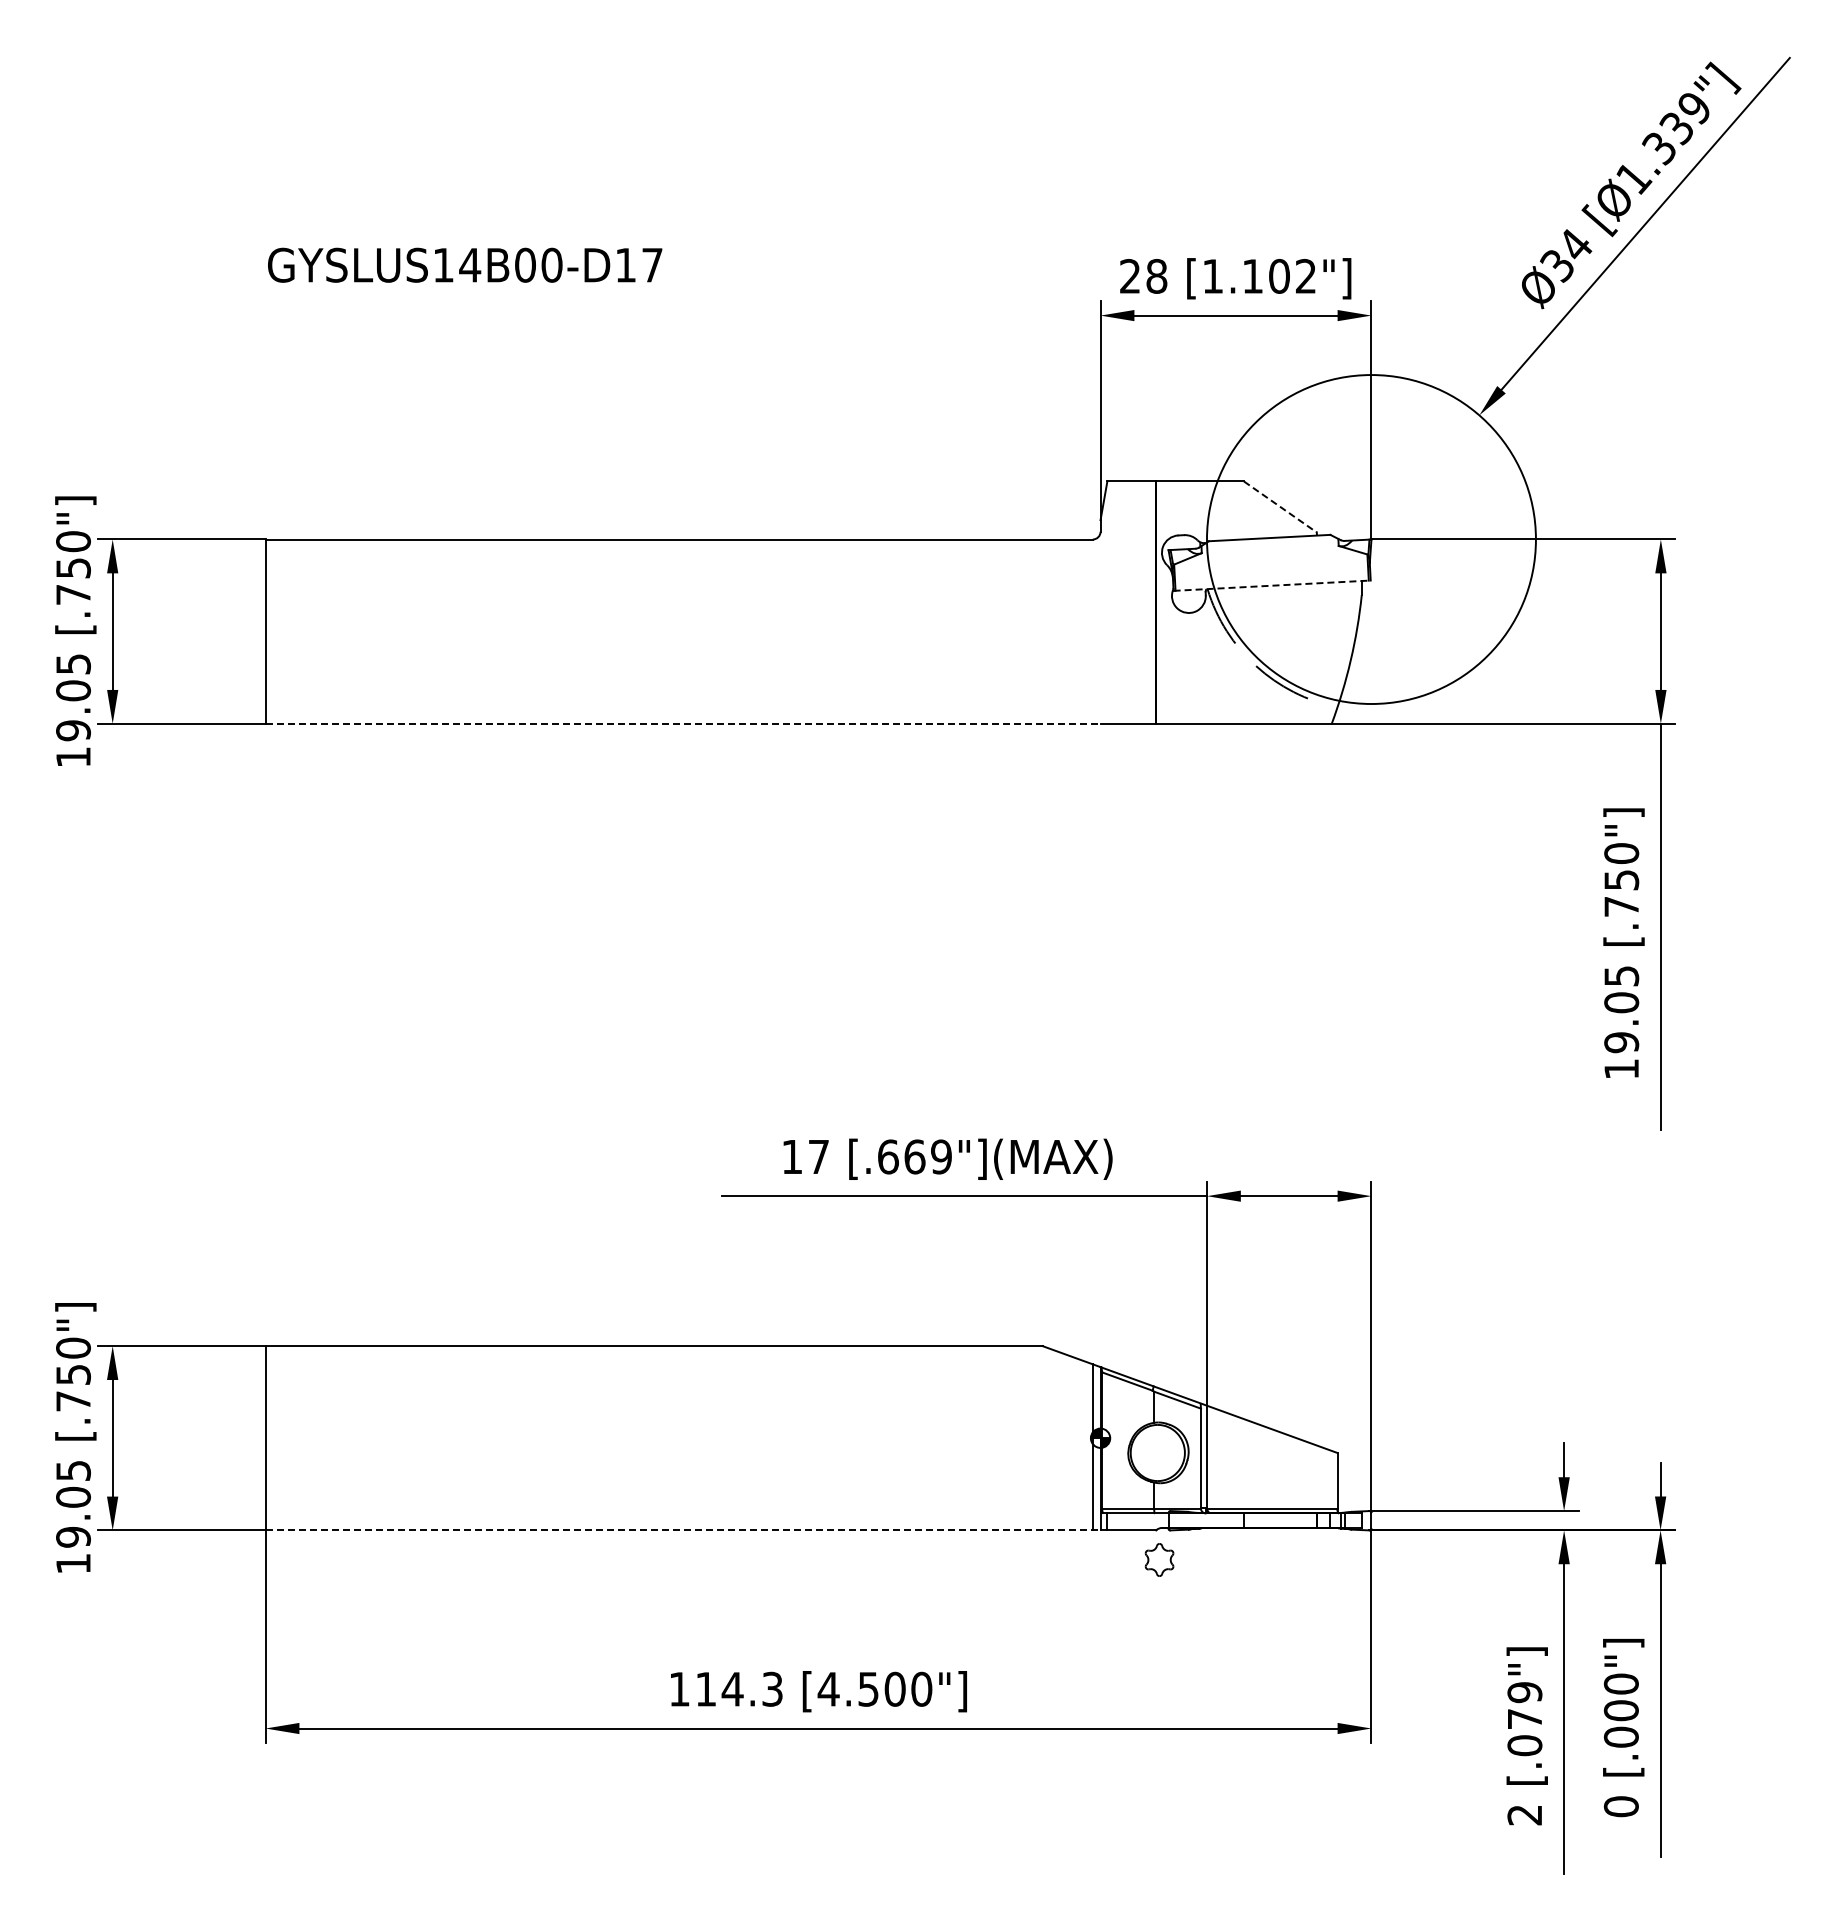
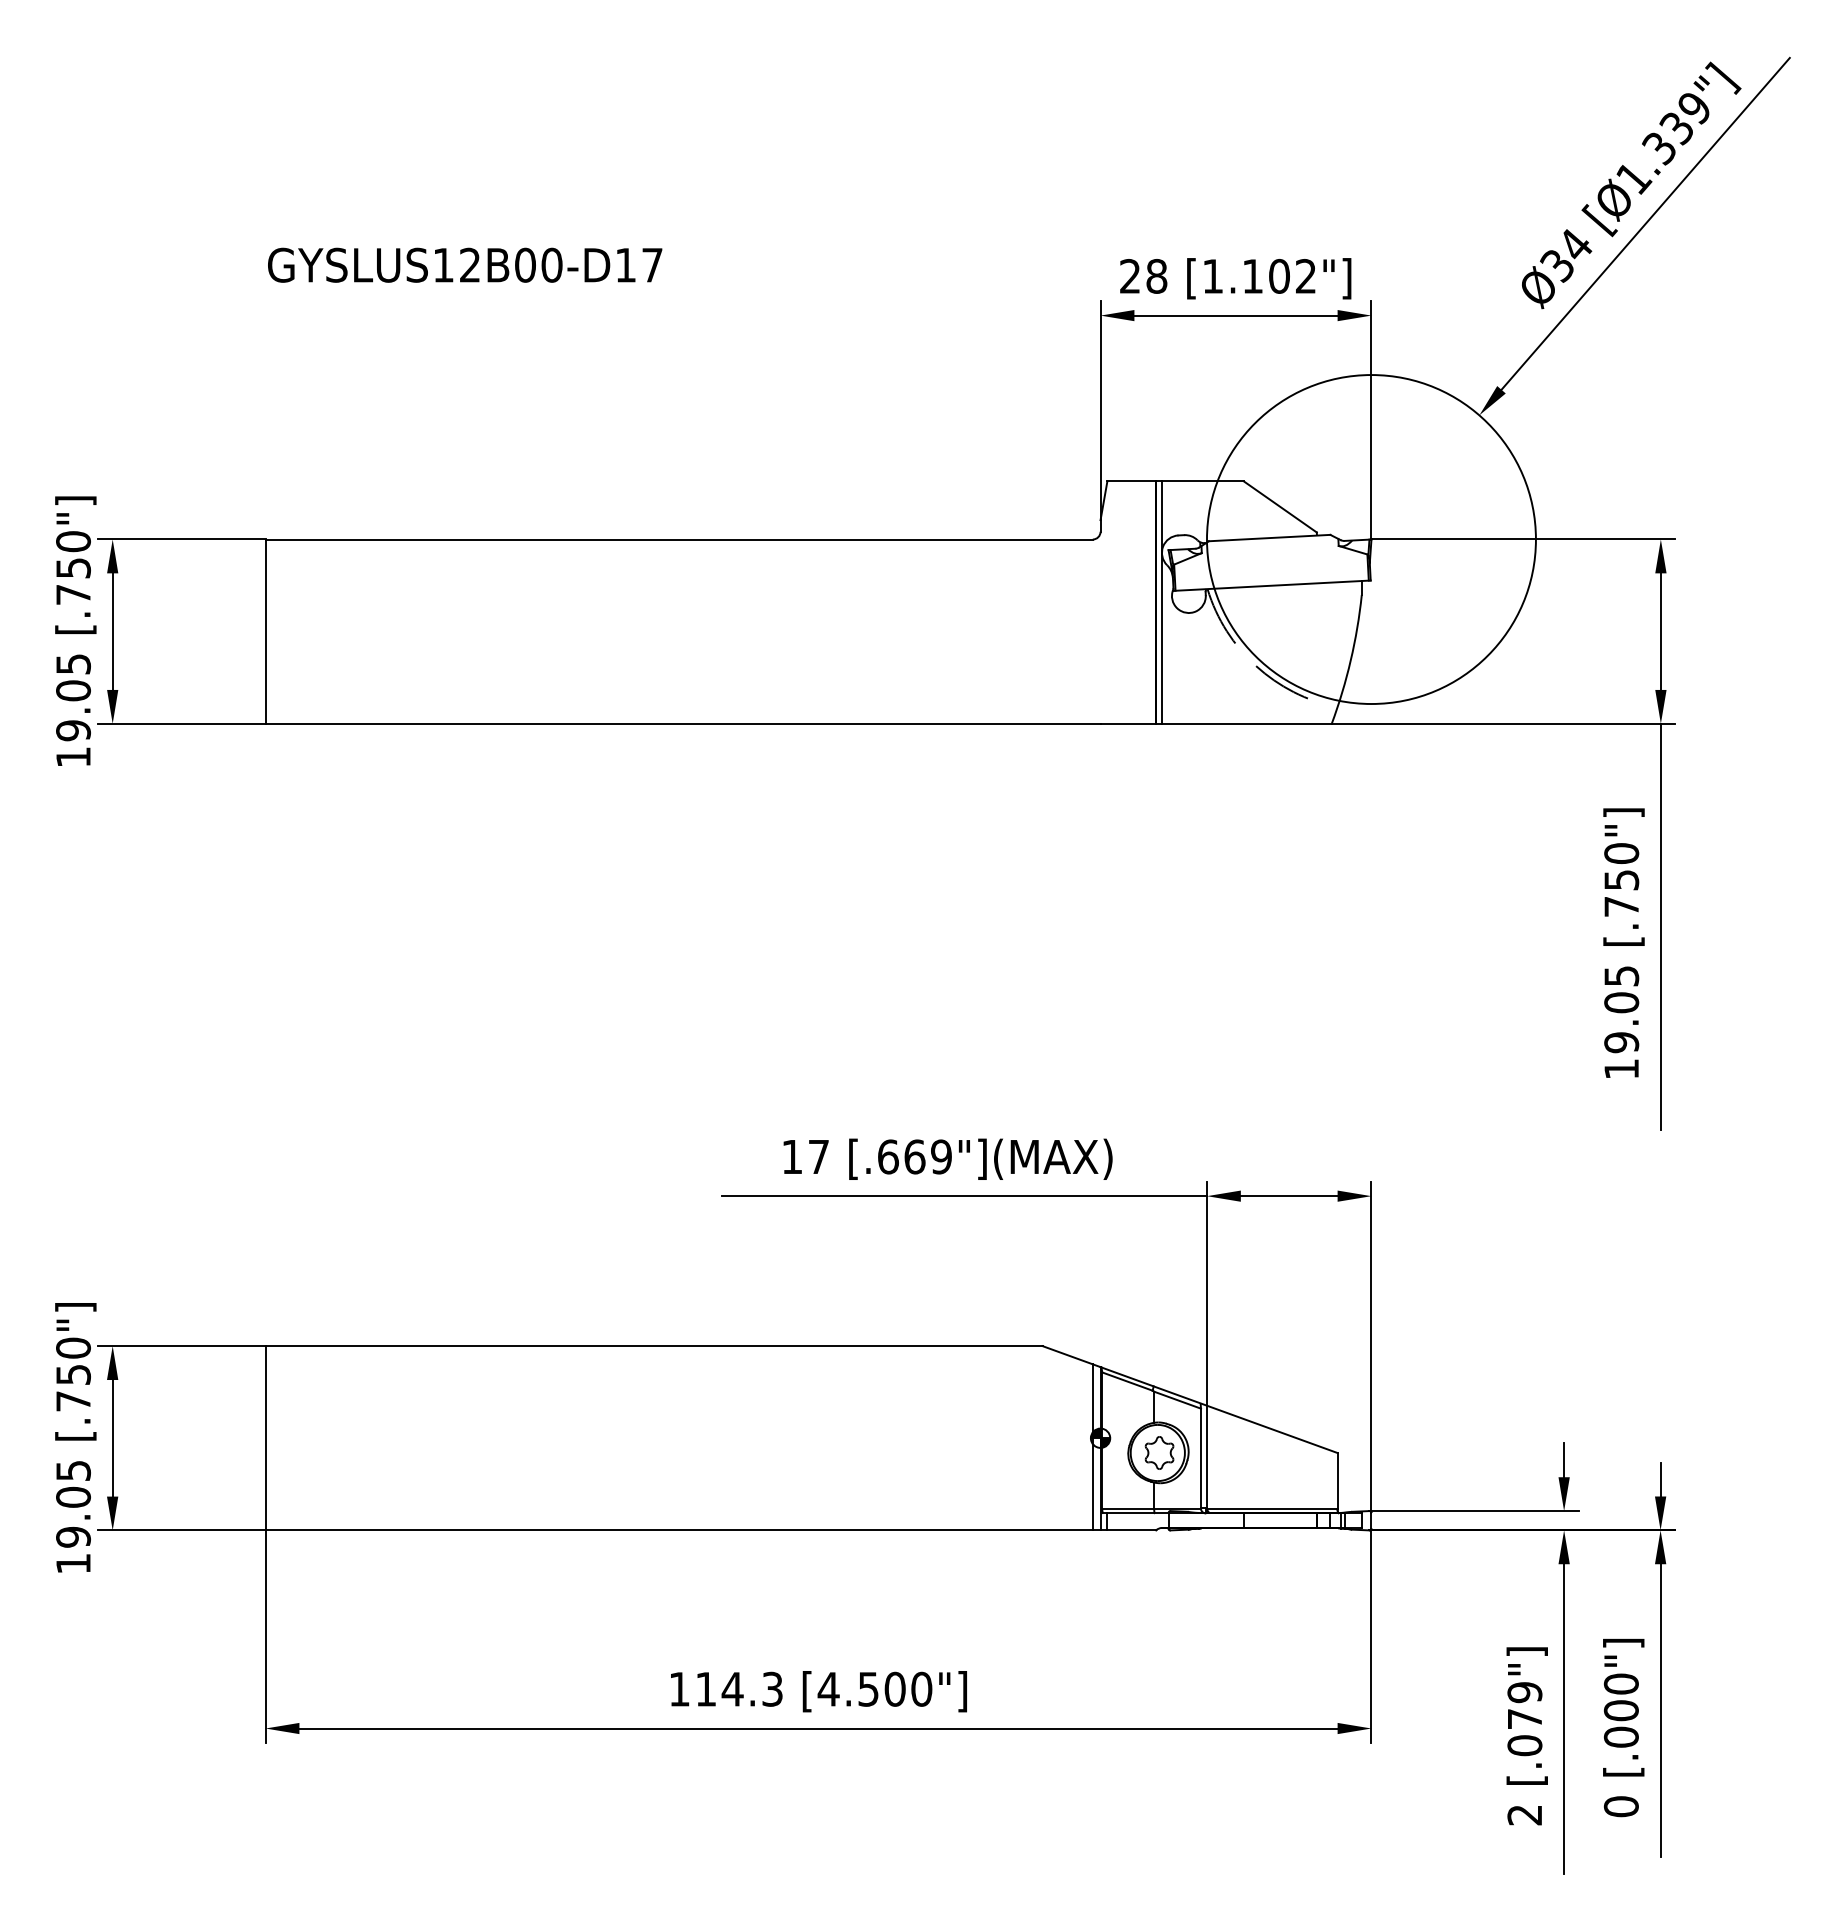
text: GYSLUS14B00-D17 -> GYSLUS12B00-D17 (470, 264)
line: dashed -> solid (1280, 507)
line: dashed -> solid (1272, 585)
line: none -> present (1161, 602)
line: dashed -> solid (683, 723)
line: dashed -> solid (683, 1530)
part position: (1159, 1559) -> (1159, 1452) (1159, 1452)
